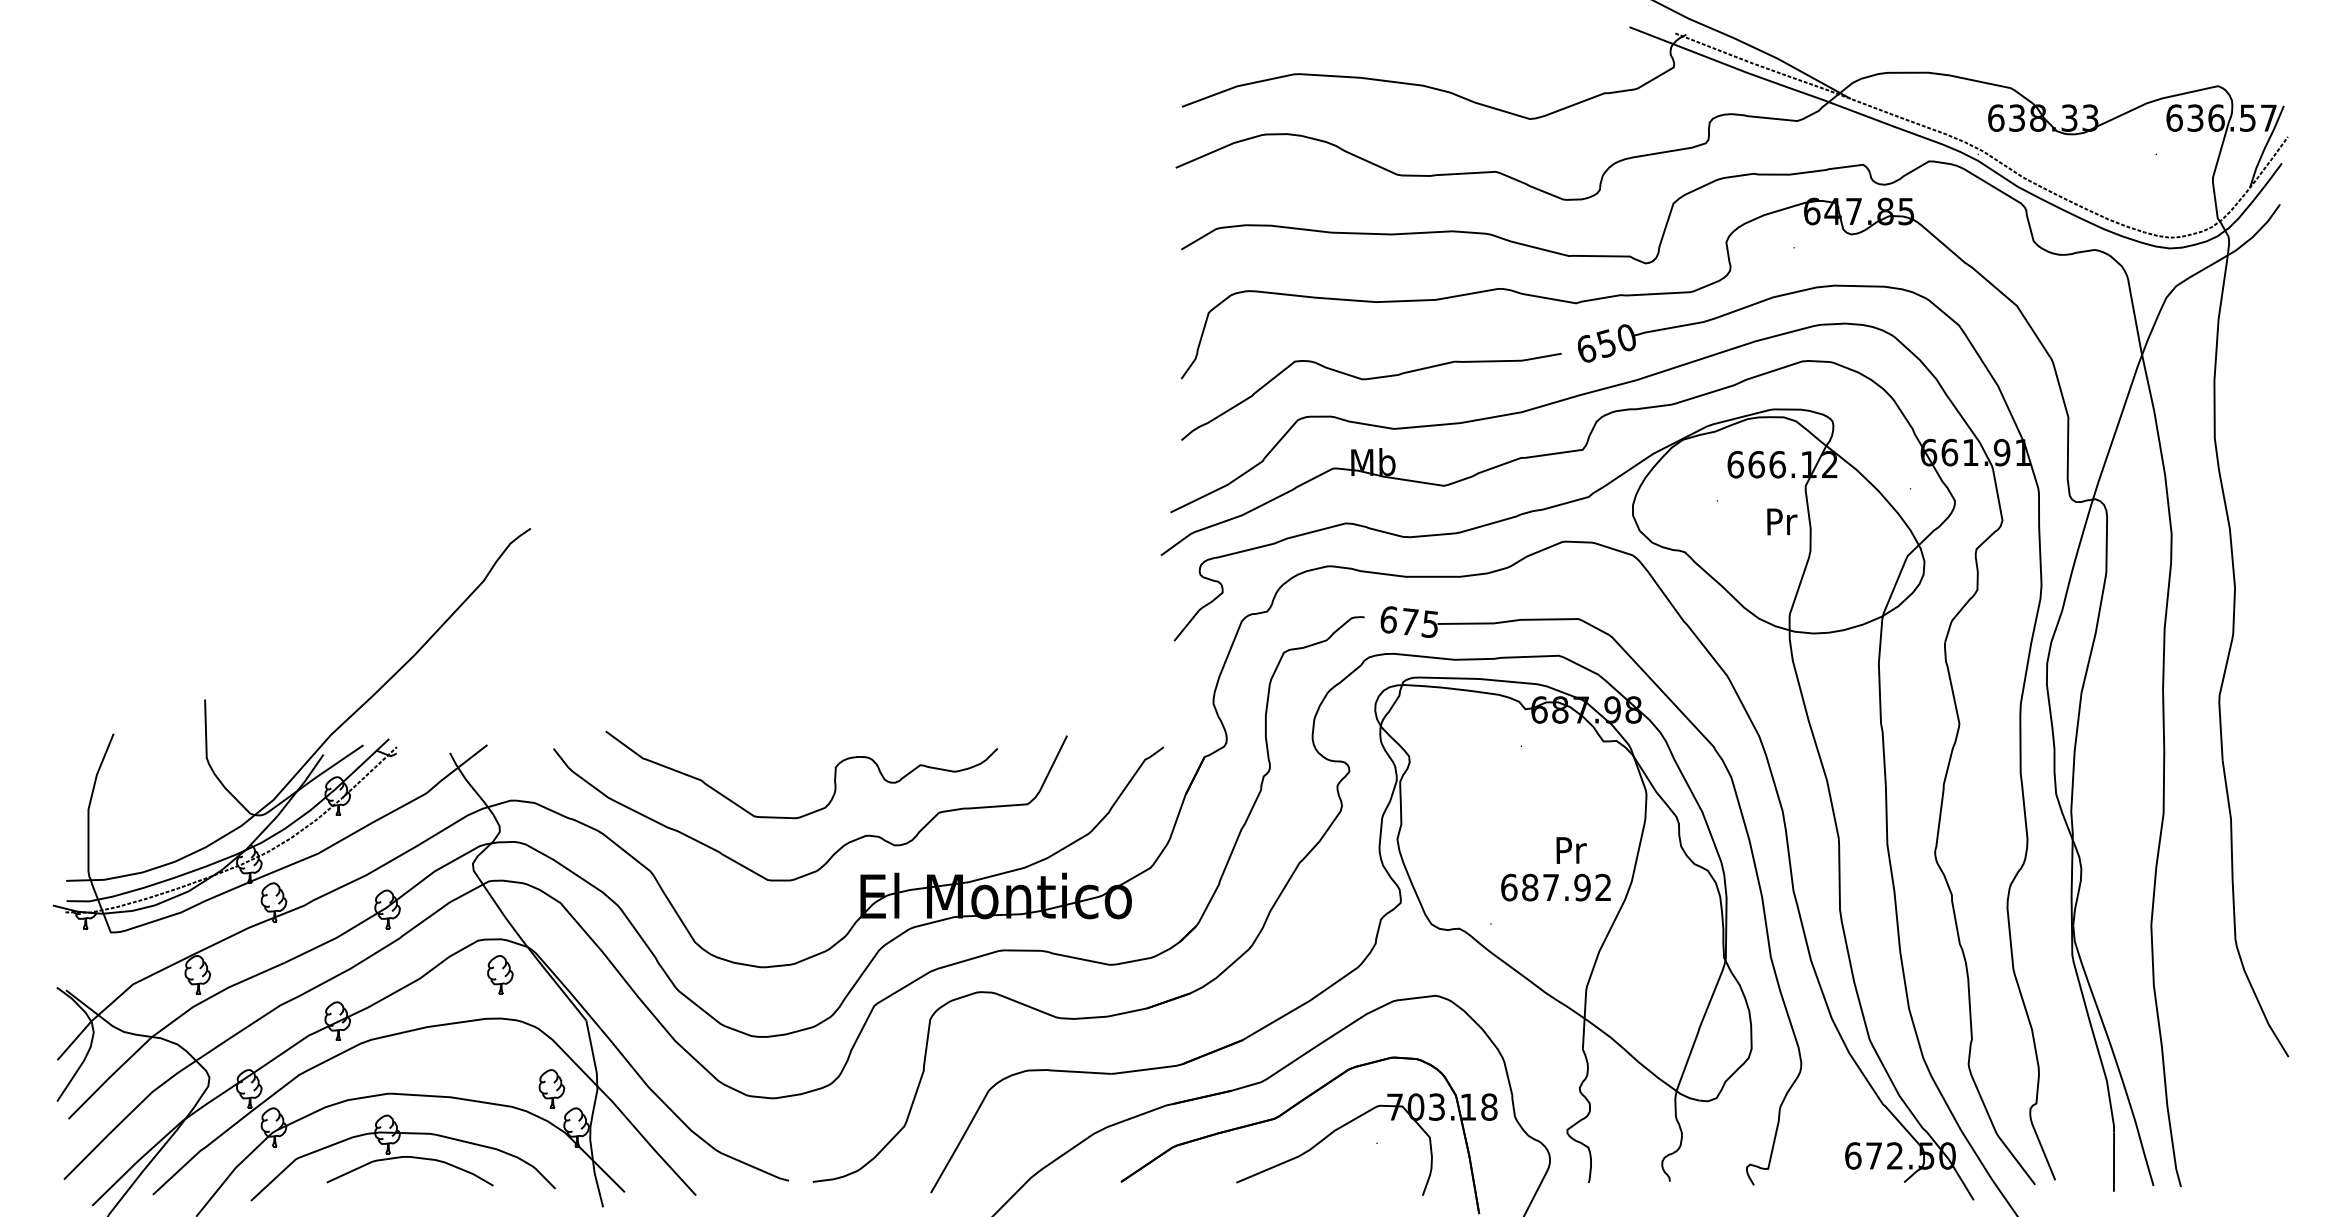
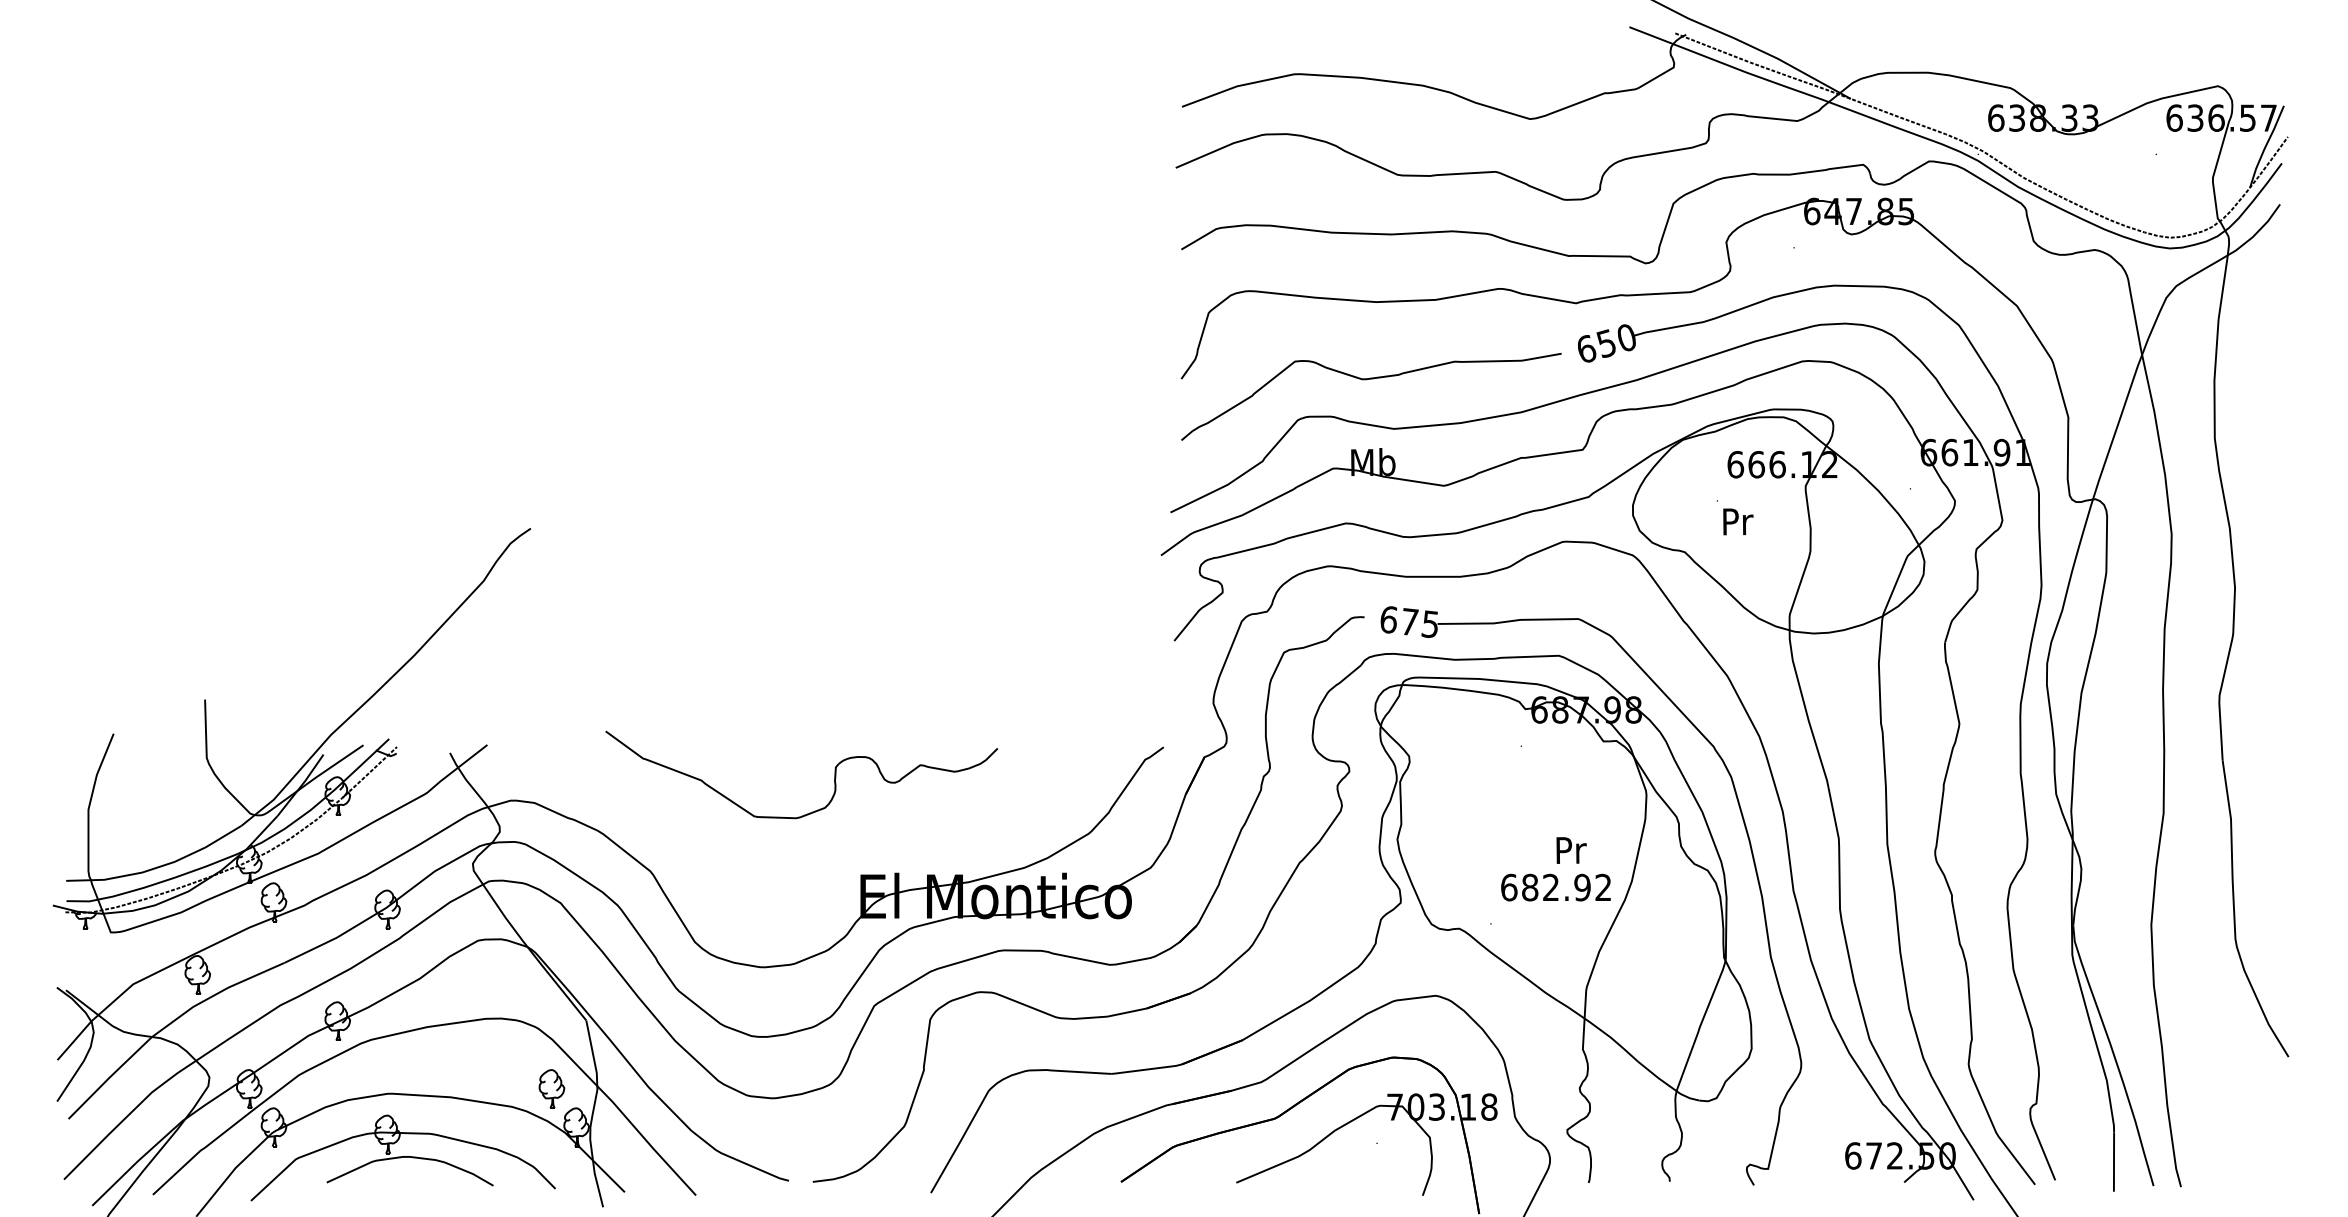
text position: (1782, 521) -> (1738, 521) (1738, 521)
curve: present -> none (843, 844)
text: 687.92 -> 682.92 (1550, 886)
part: present -> none (500, 974)
